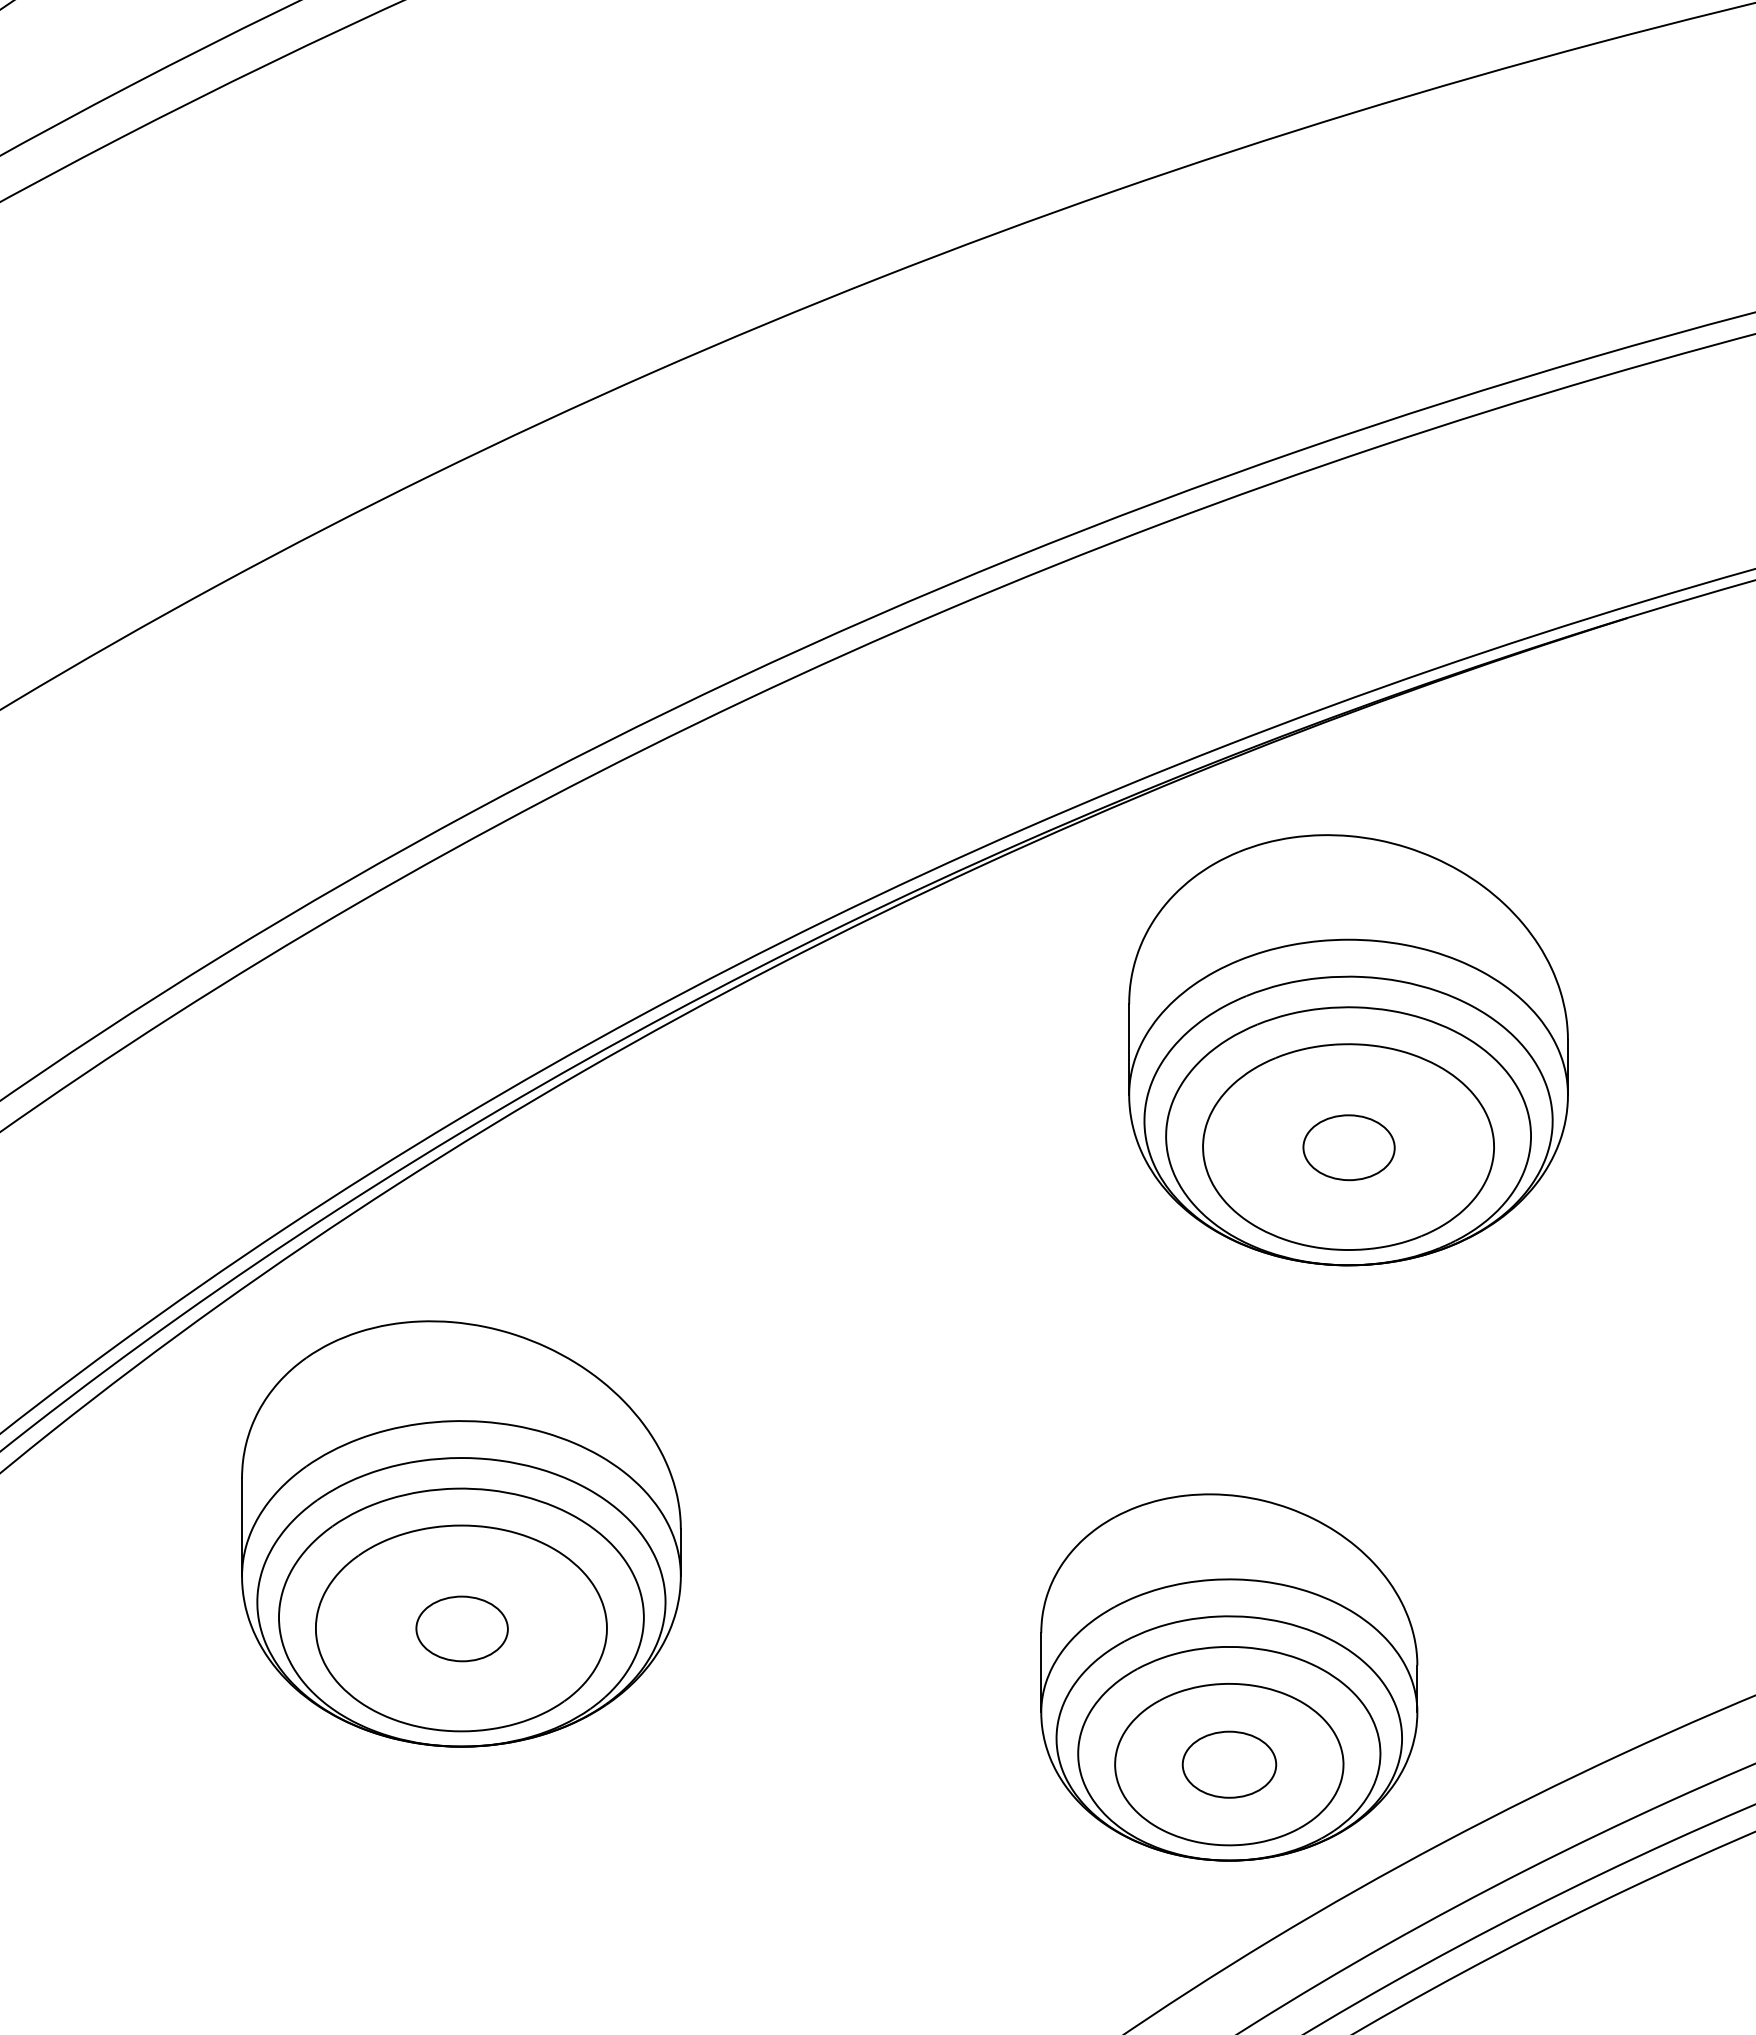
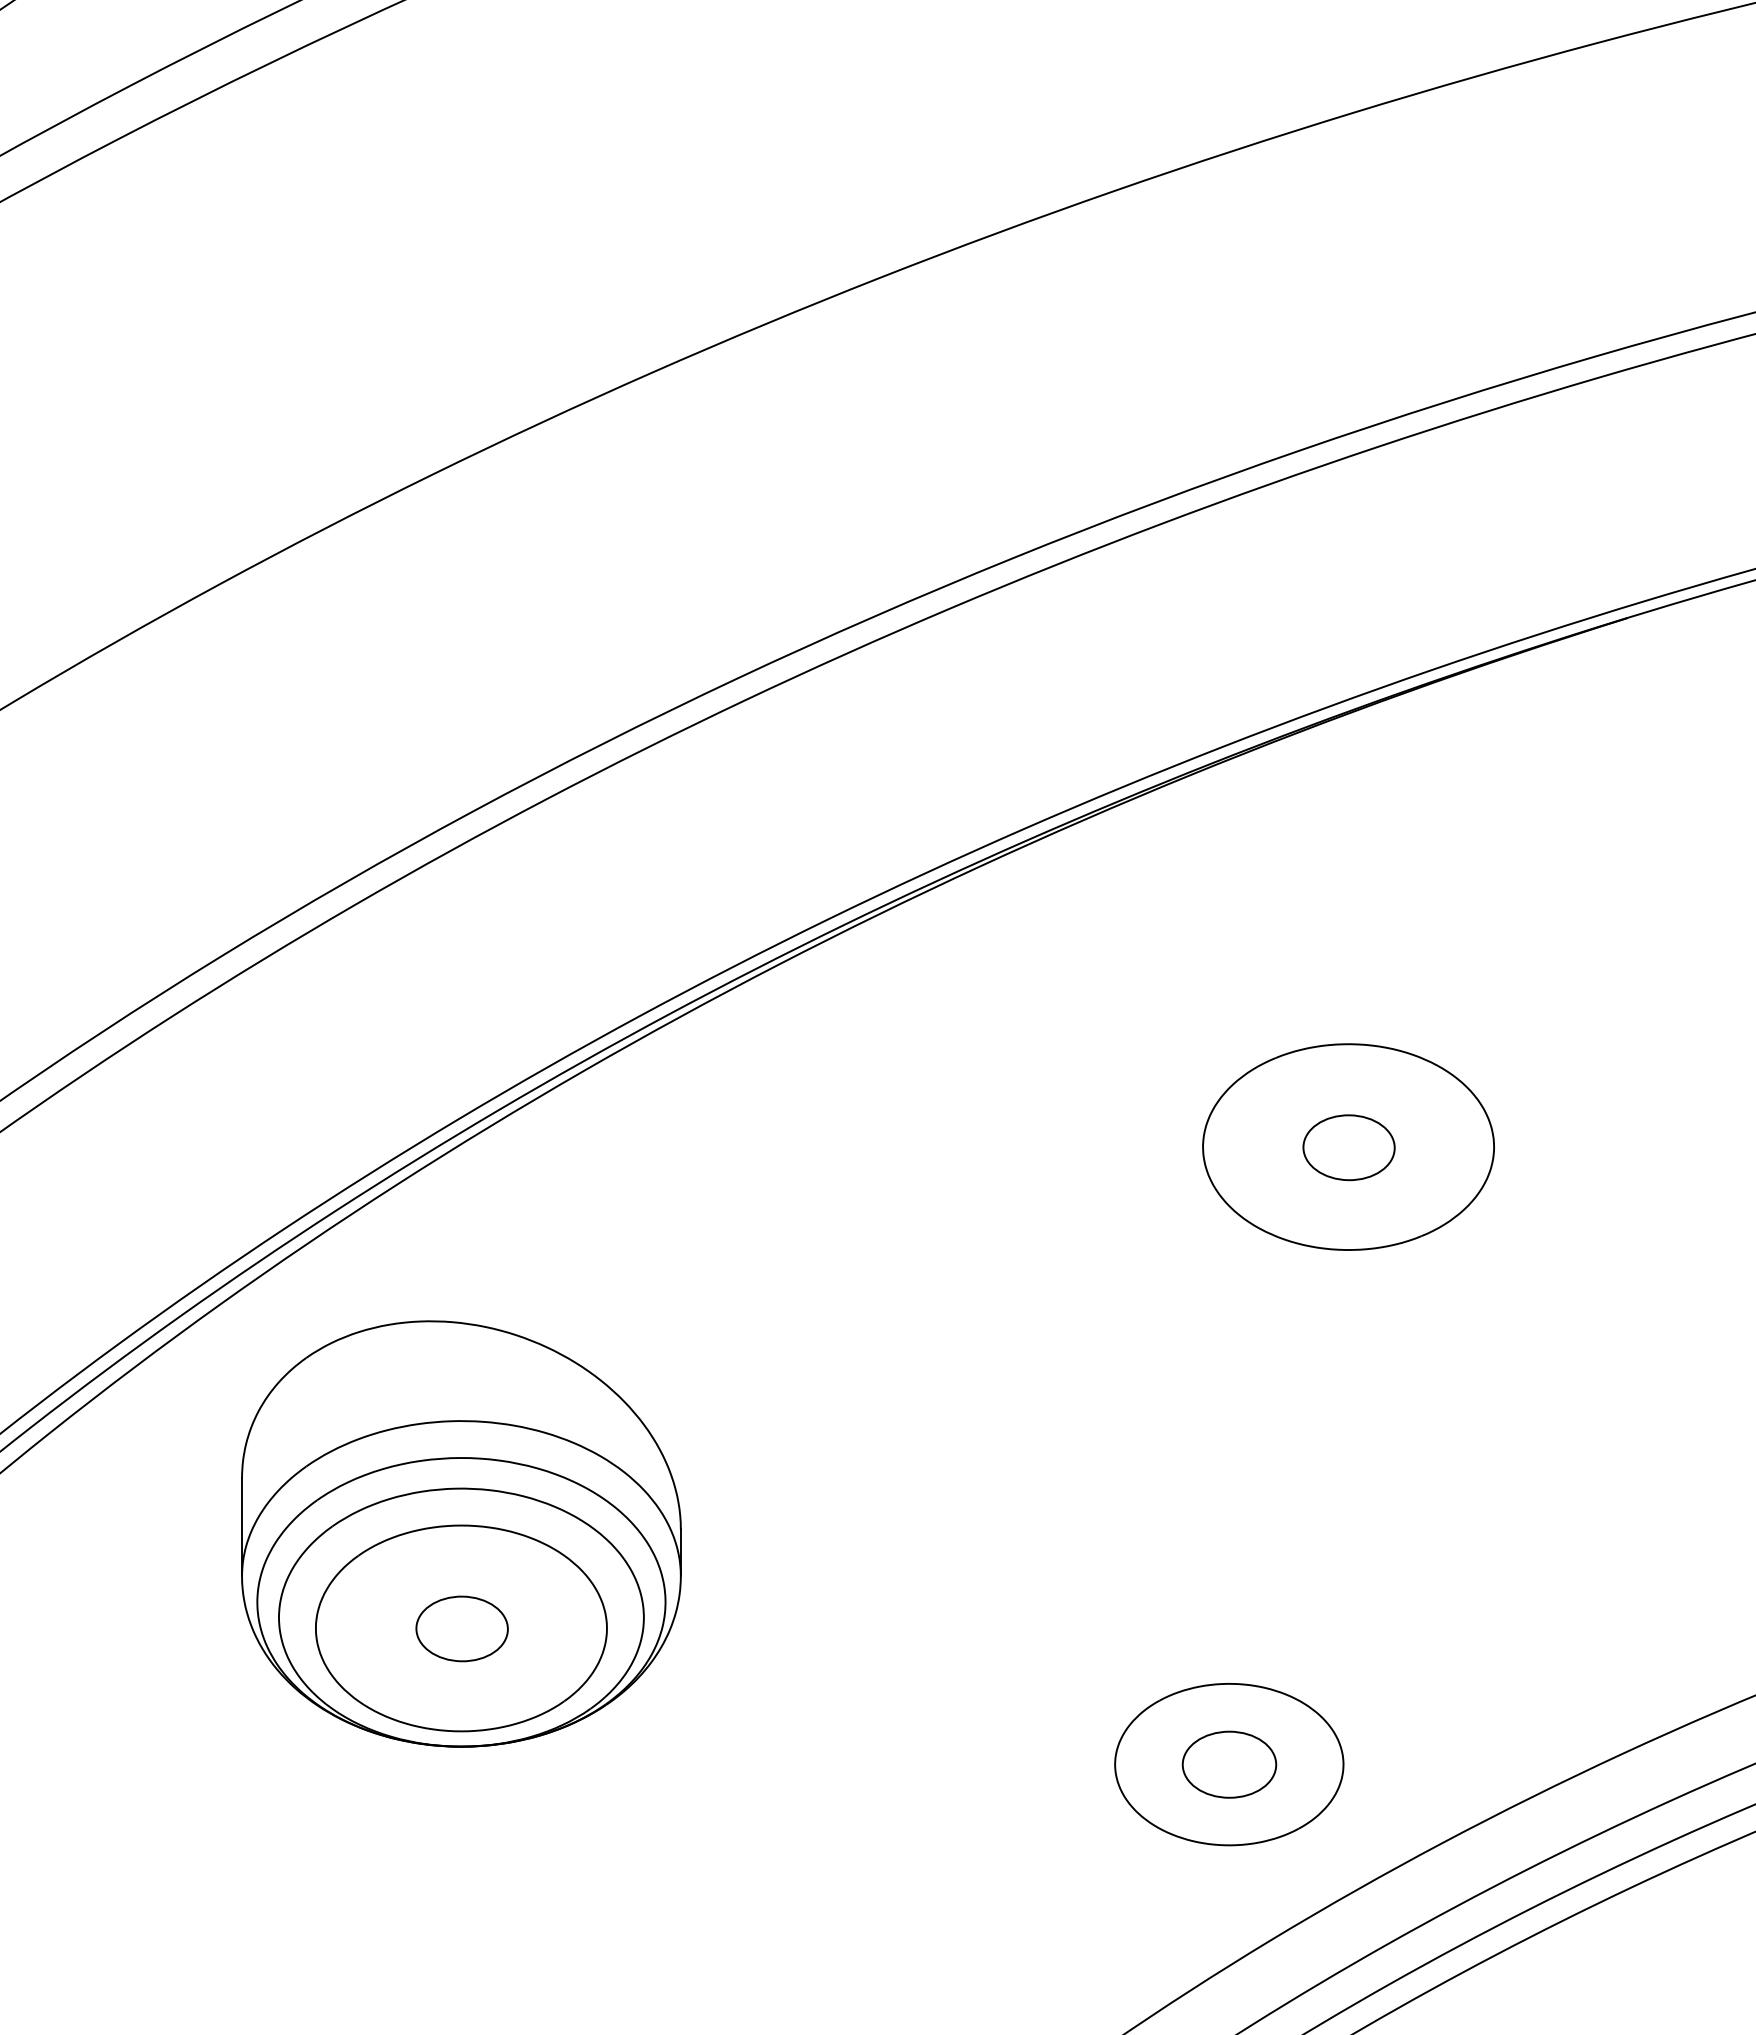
part: present -> none (1348, 1050)
part: present -> none (1229, 1677)
